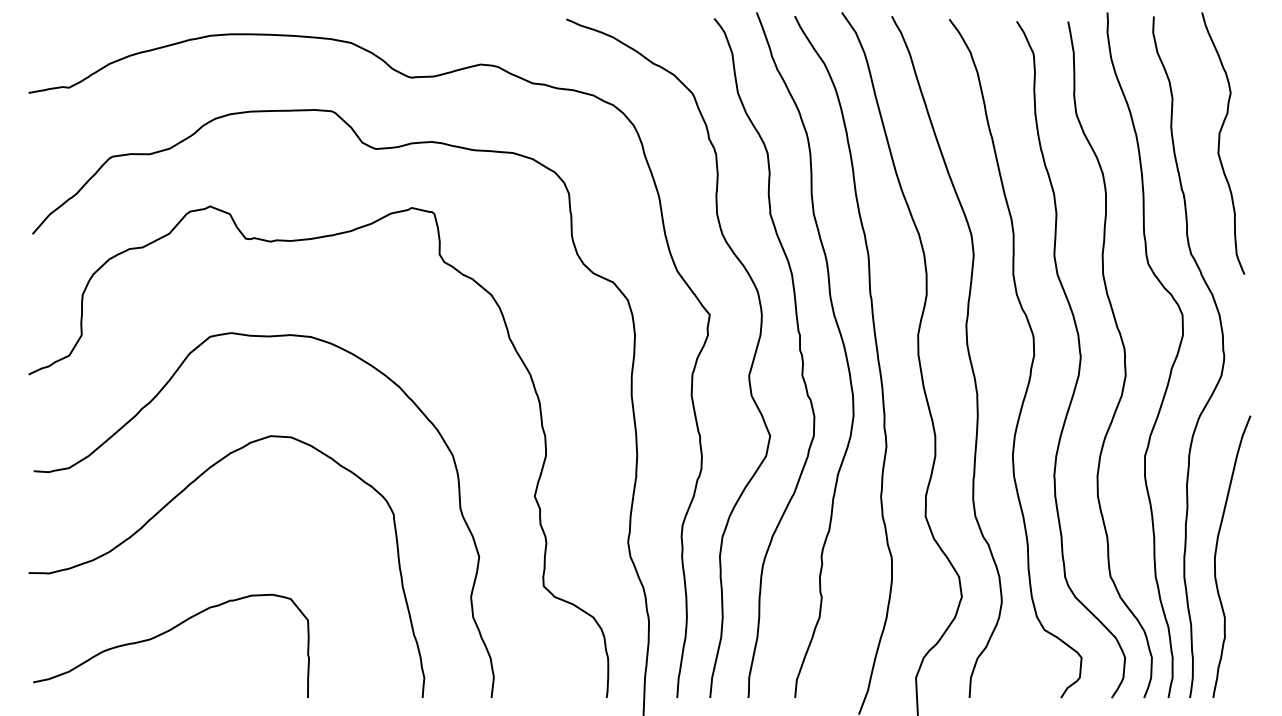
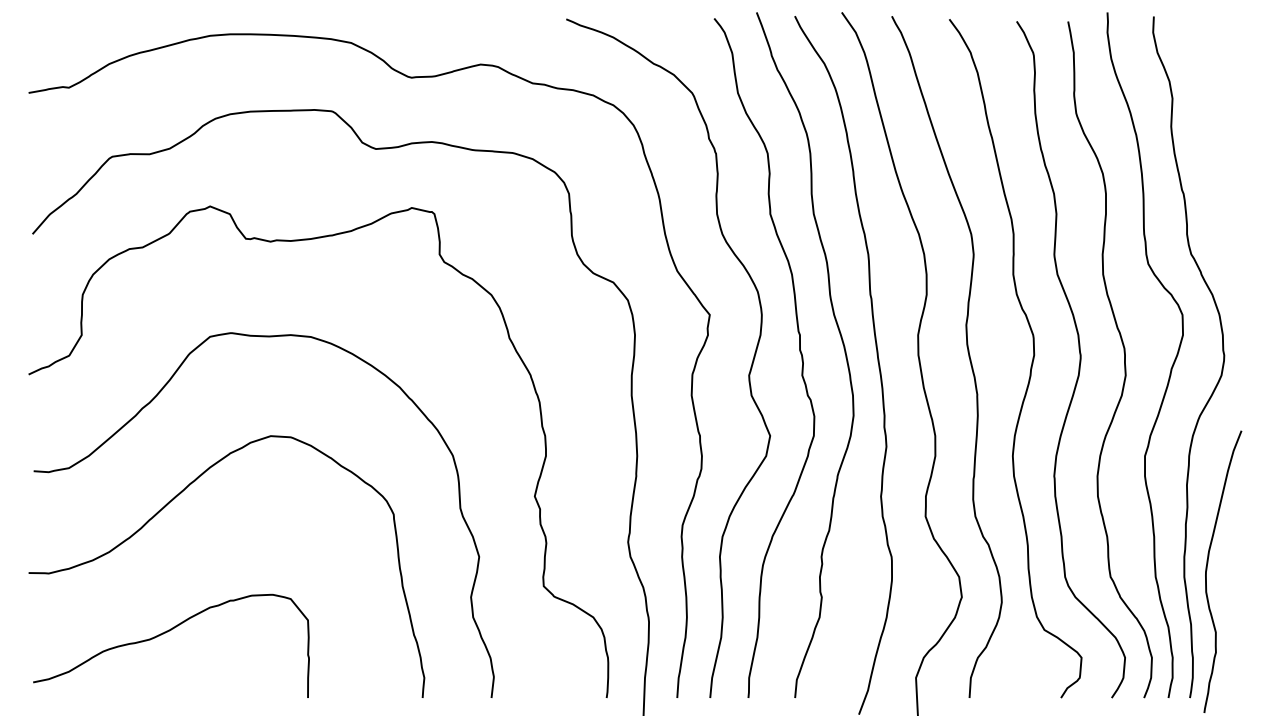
curve: present -> none (1219, 143)
curve position: (1216, 555) -> (1207, 570) (1207, 570)
